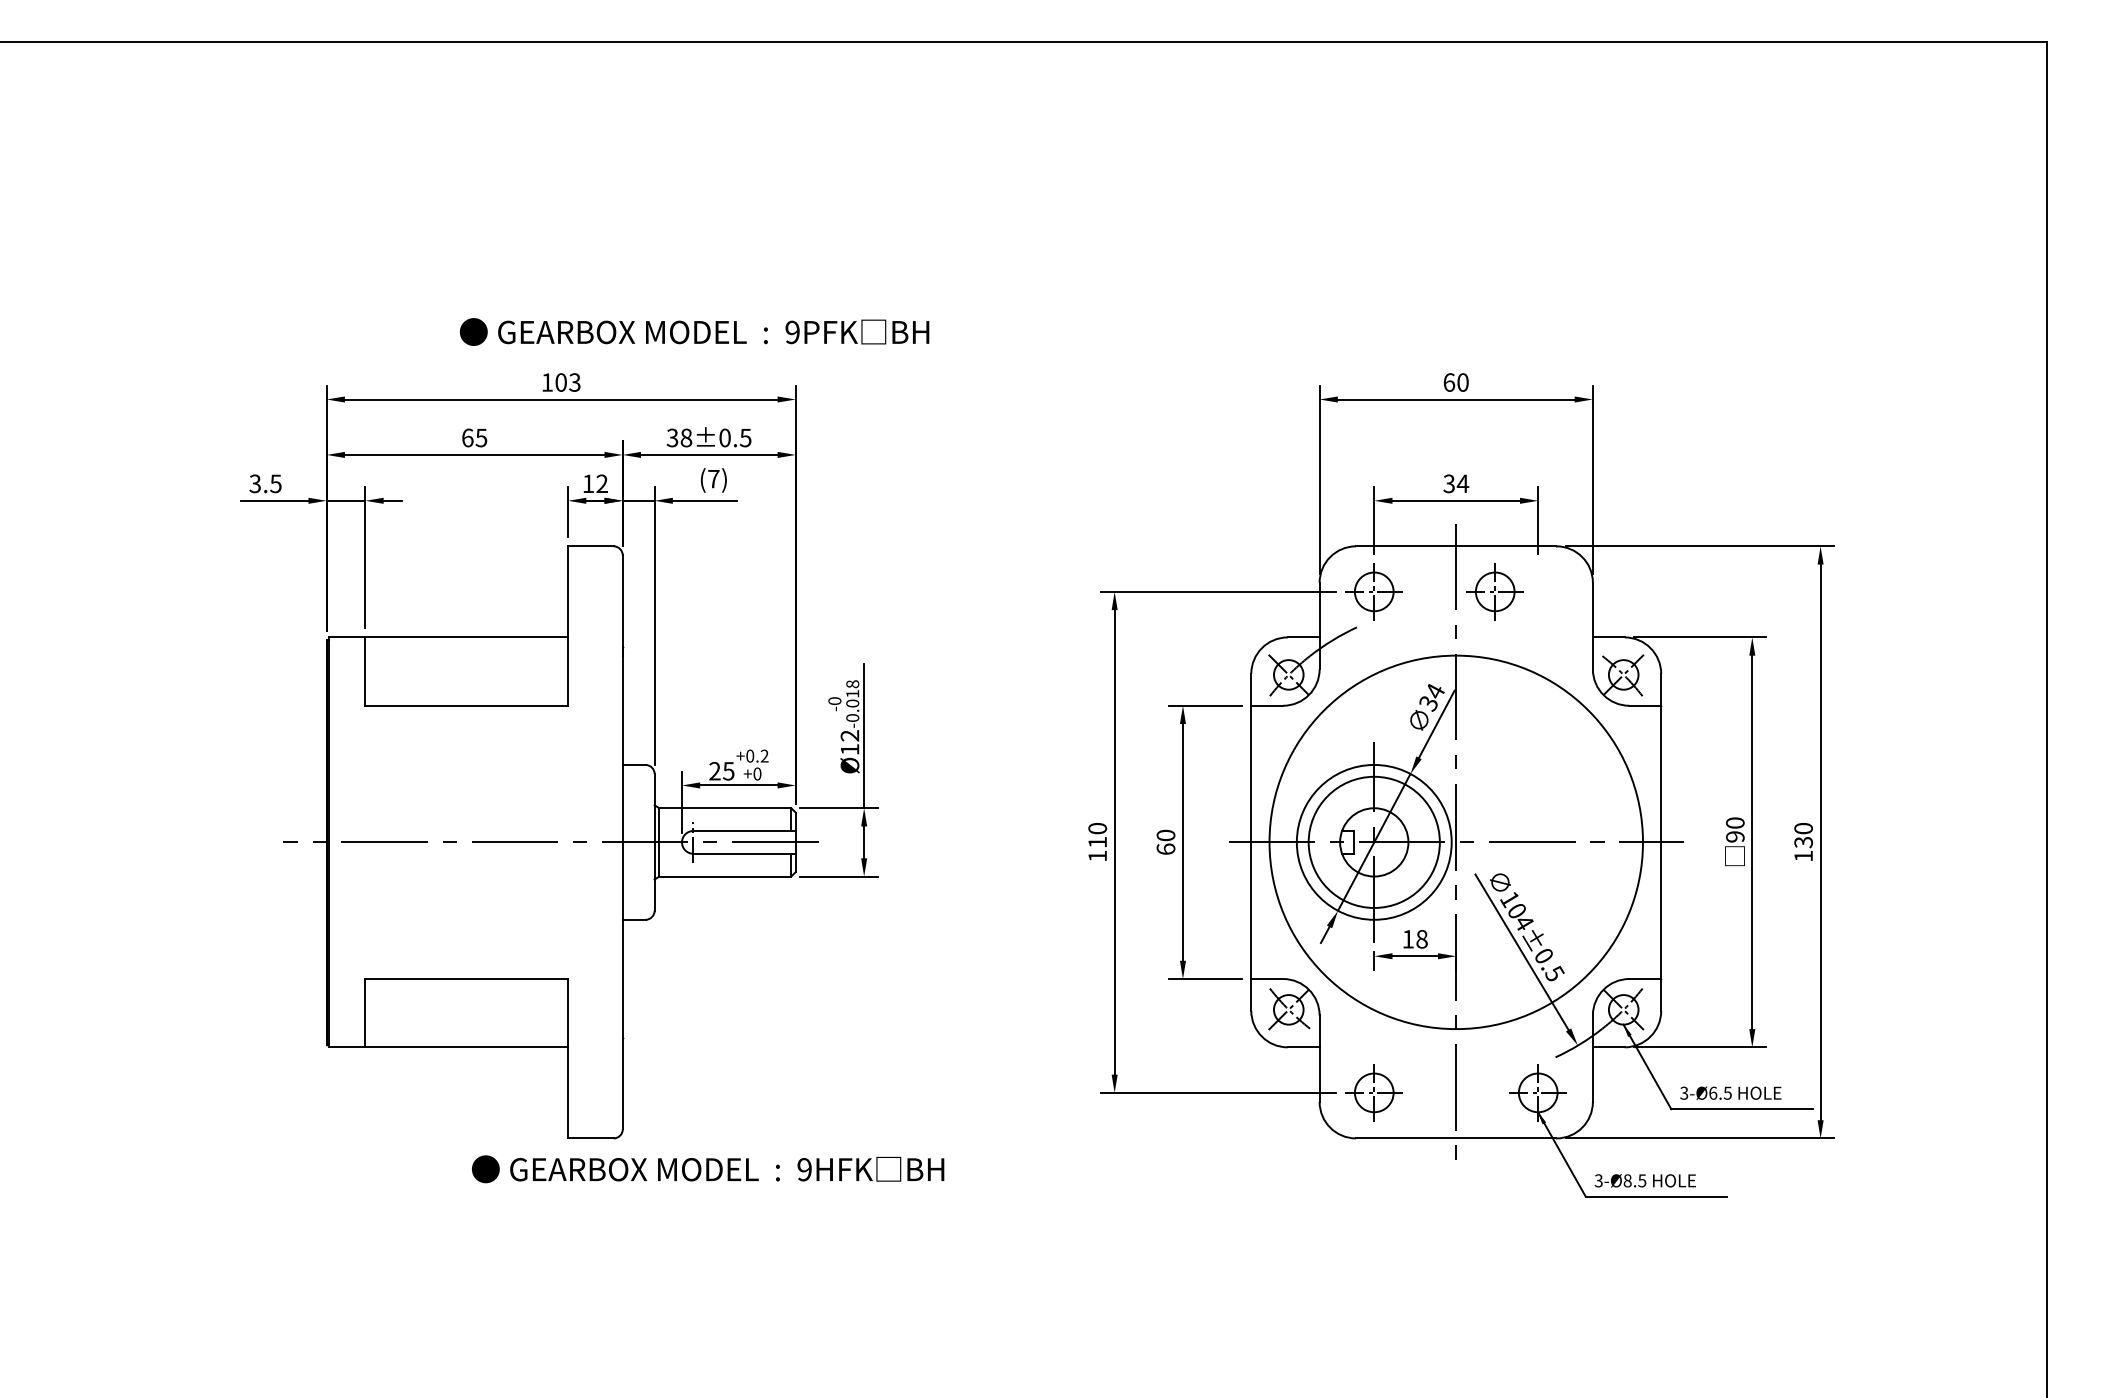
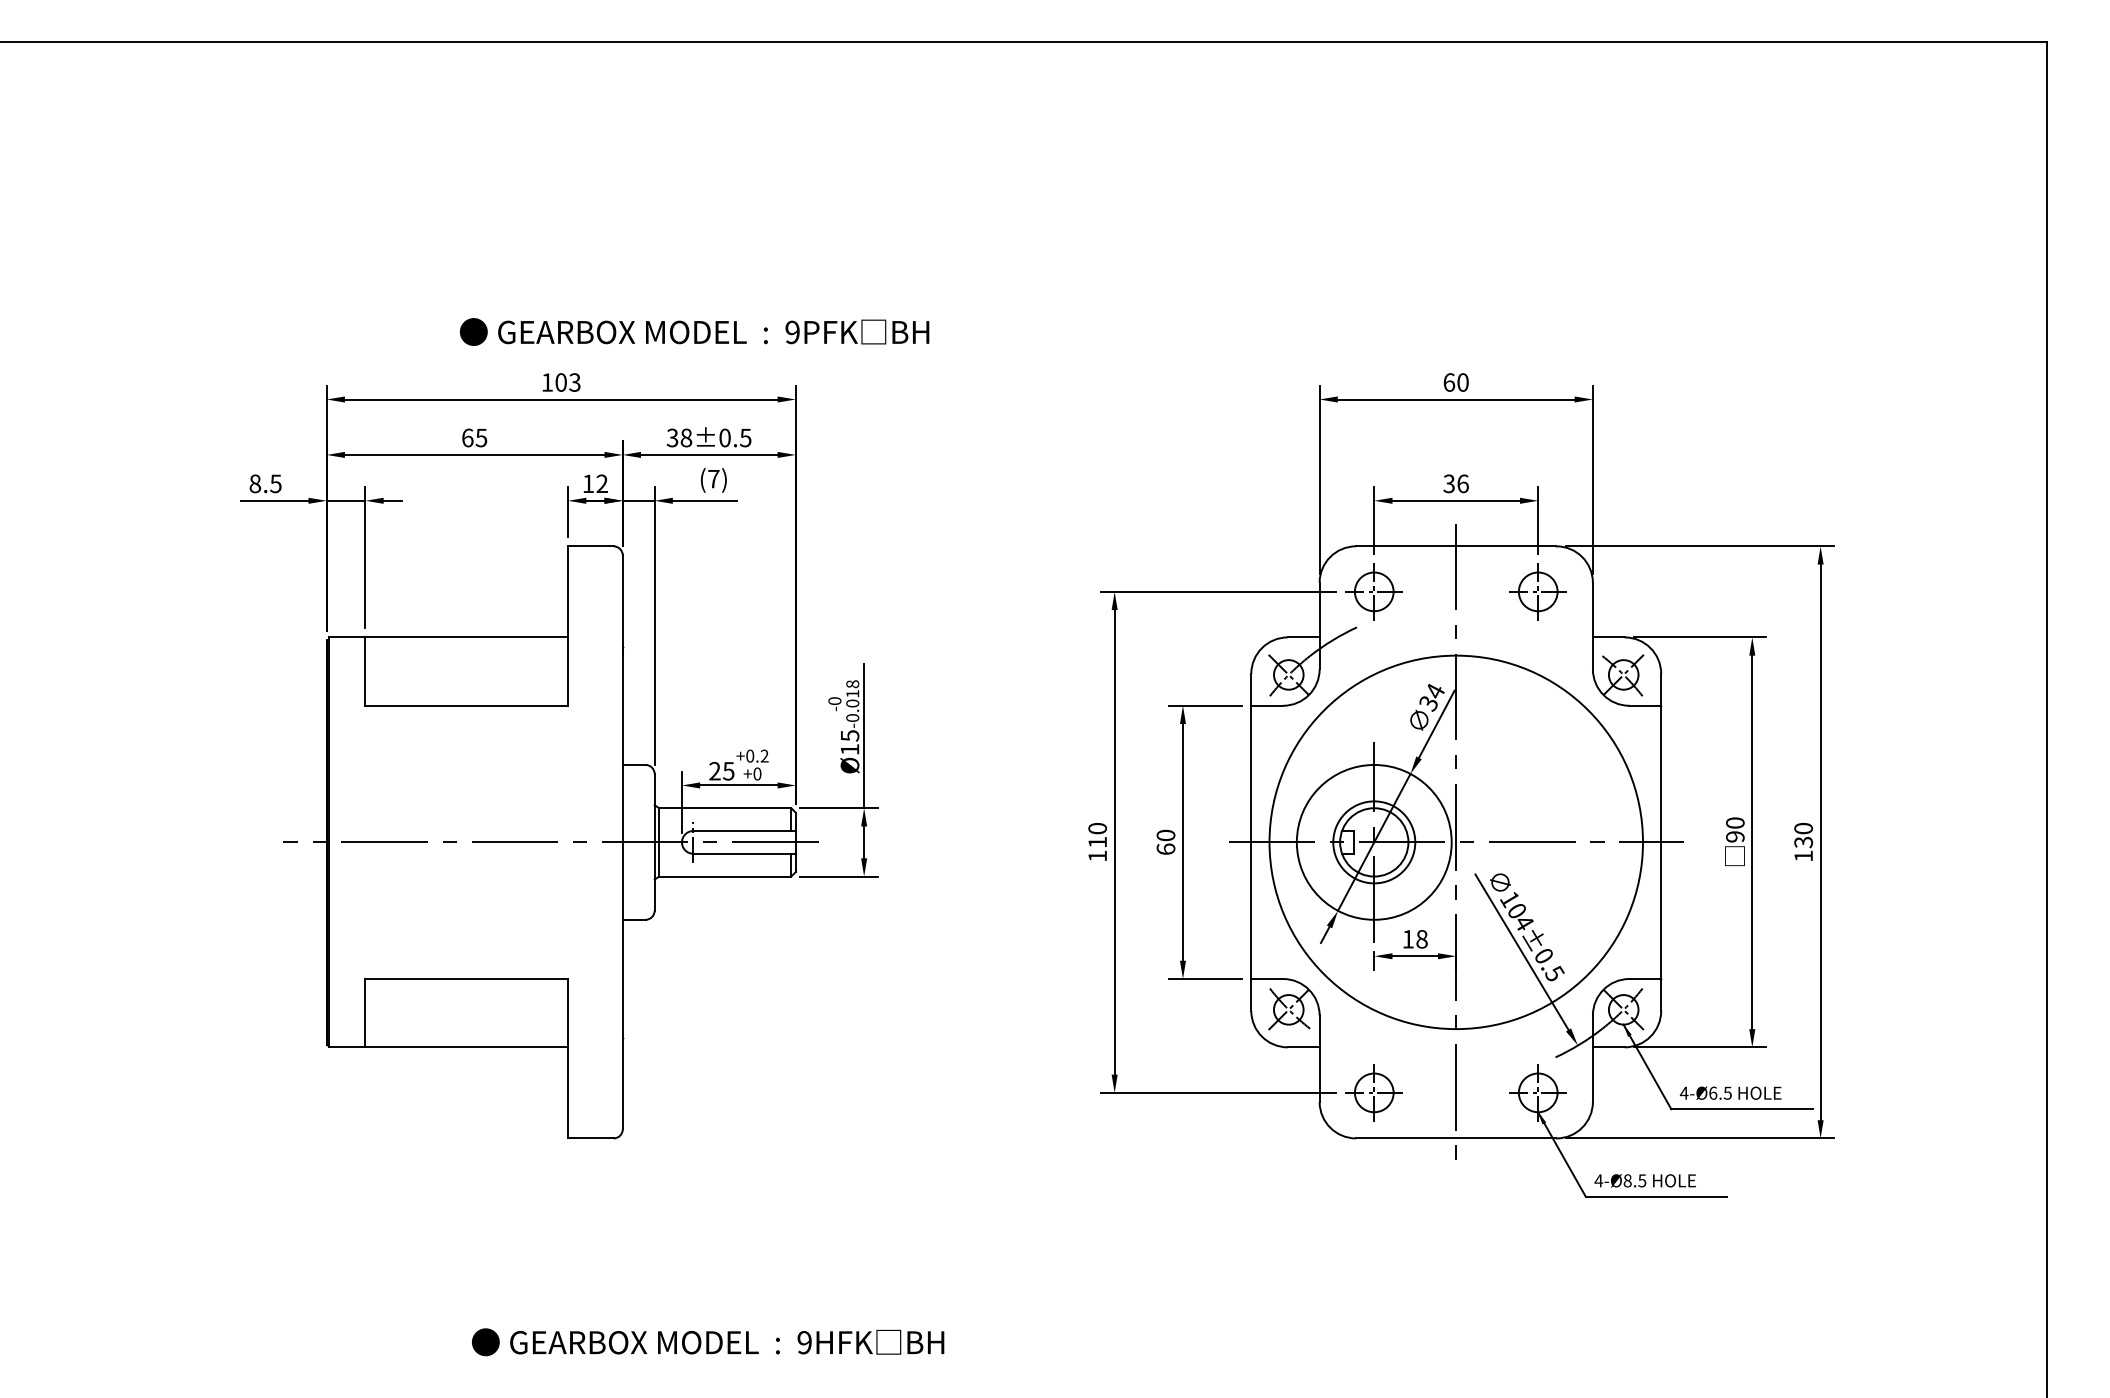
text: 3.5 -> 8.5 (255, 483)
text: 34 -> 36 (1462, 483)
part position: (1494, 591) -> (1537, 591) (1537, 591)
text: Ø12 -> Ø15 (849, 735)
circle diameter: 131 px -> 82 px (1374, 842)
text: 3-Ø6.5 -> 4-Ø6.5 (1683, 1092)
text position: (708, 1169) -> (708, 1342) (708, 1342)
text: 3-Ø8.5 -> 4-Ø8.5 (1598, 1180)
